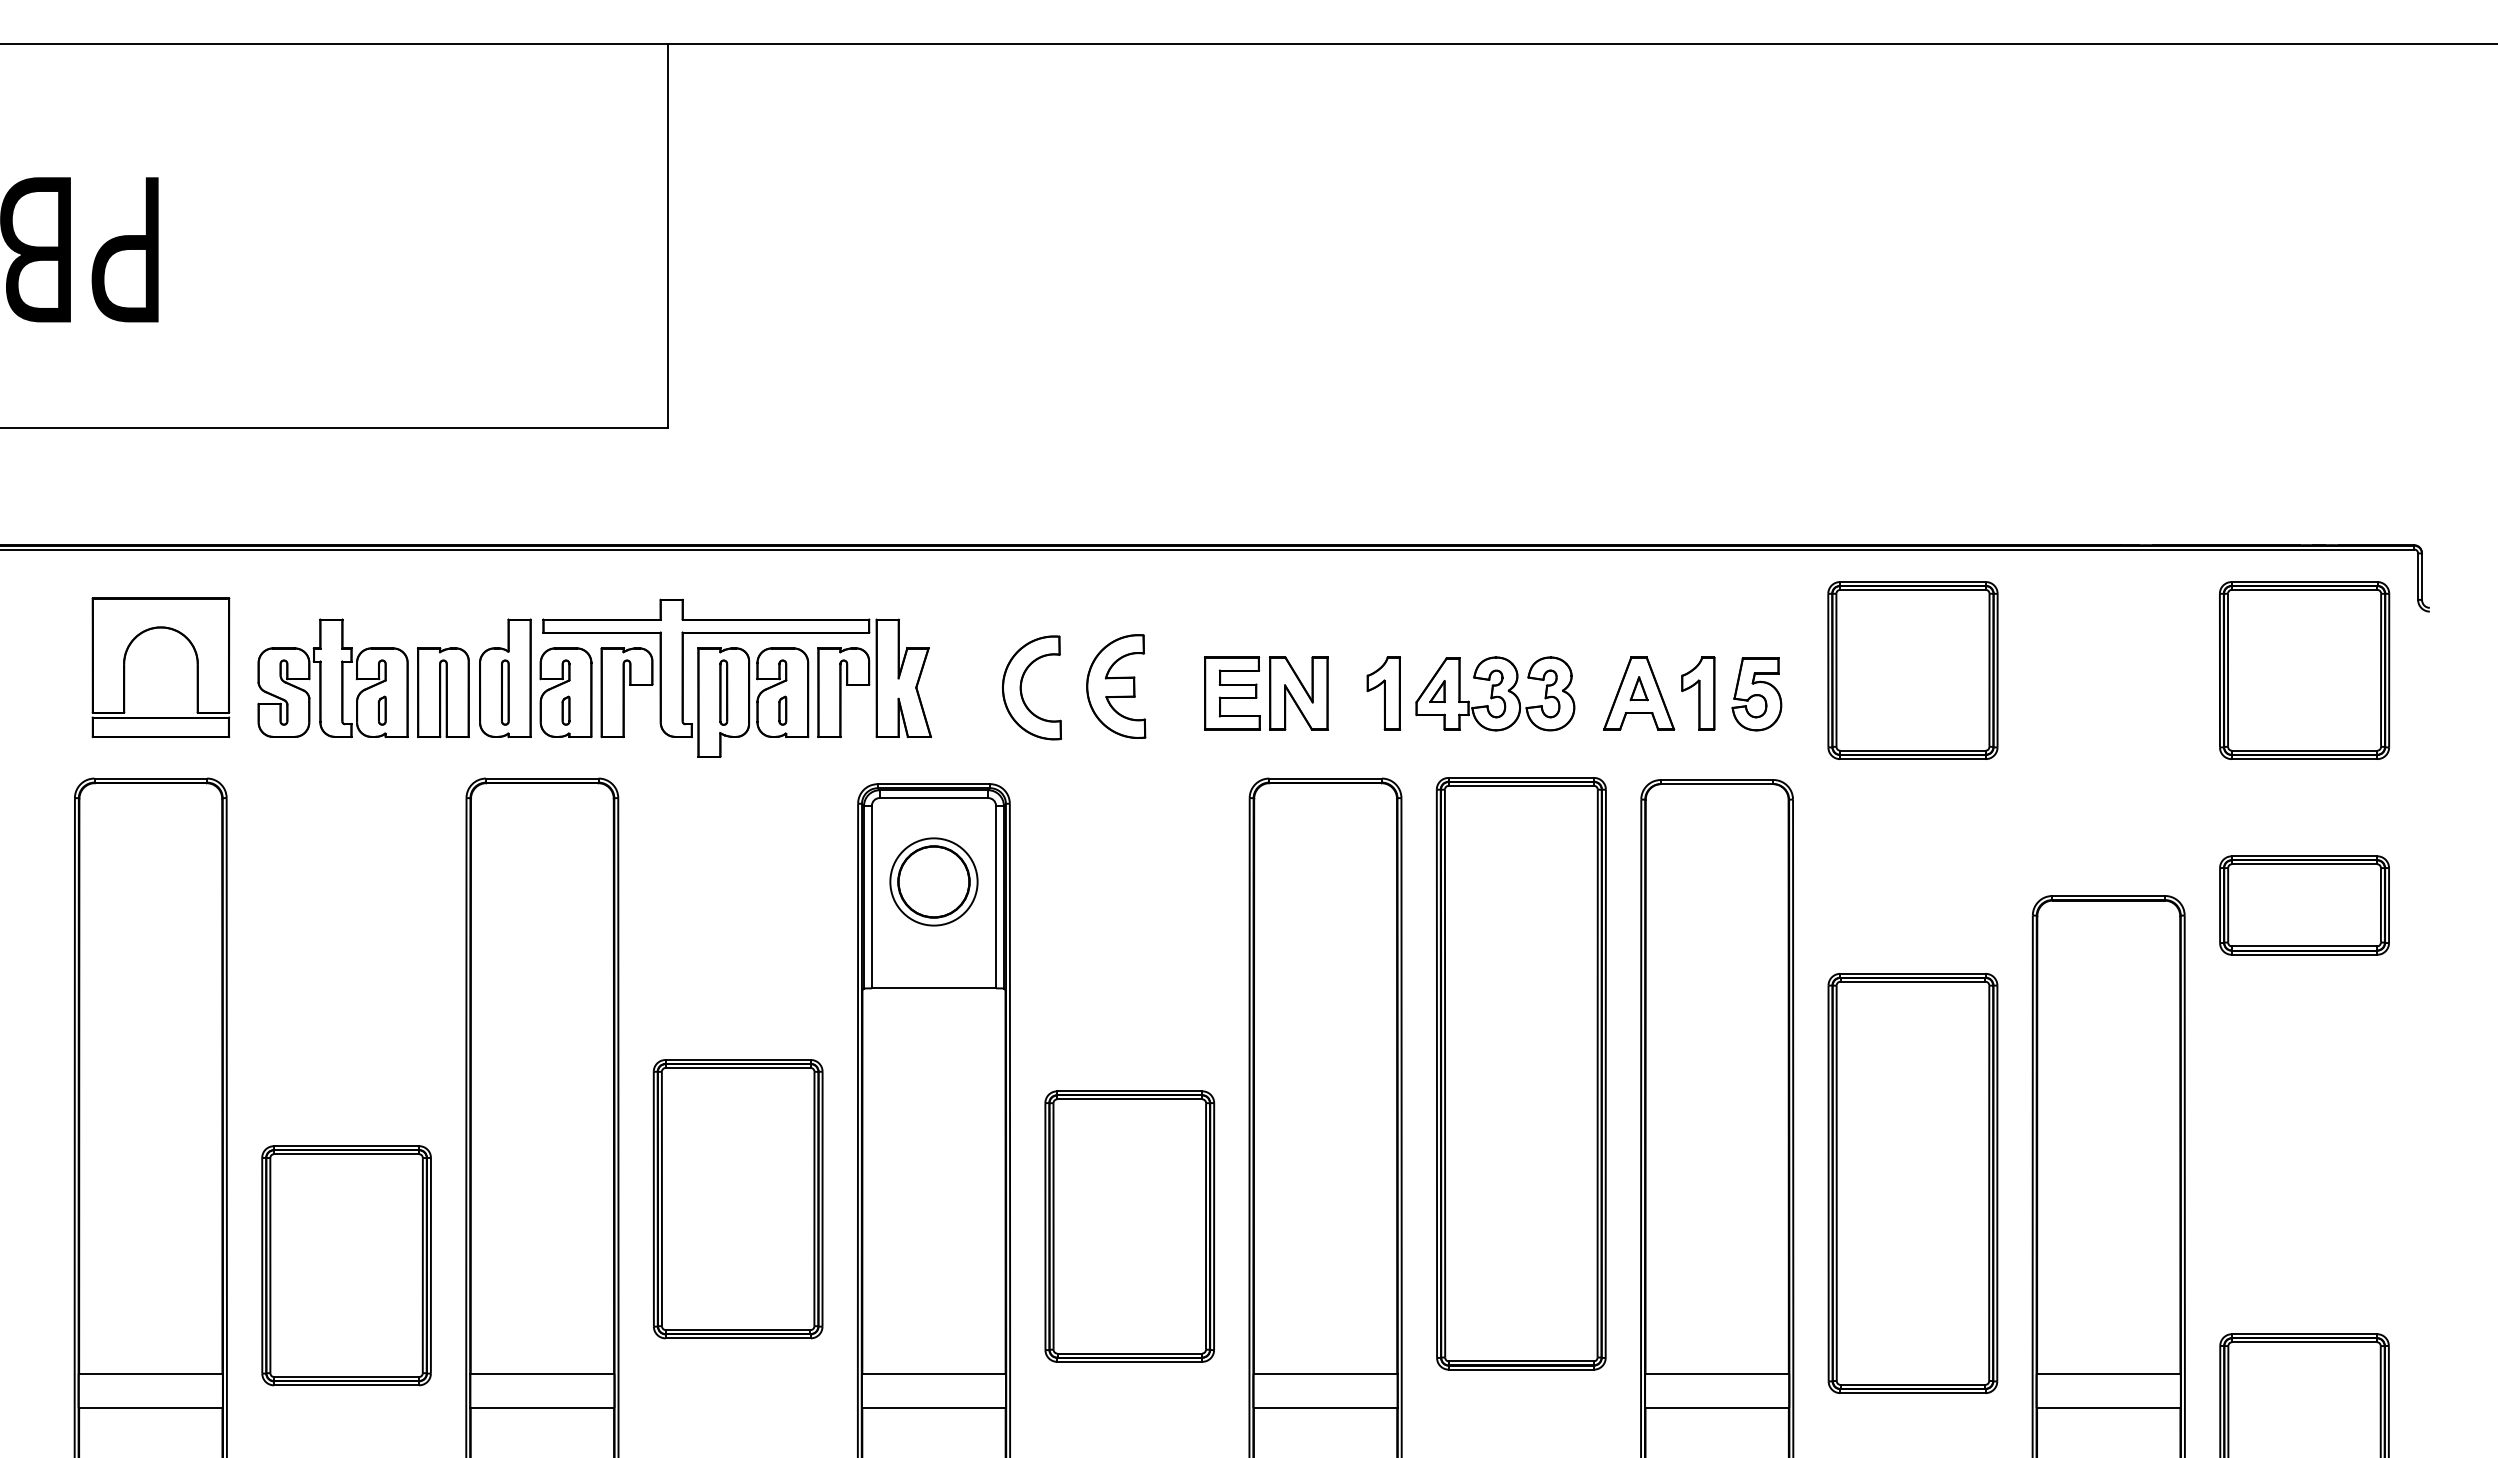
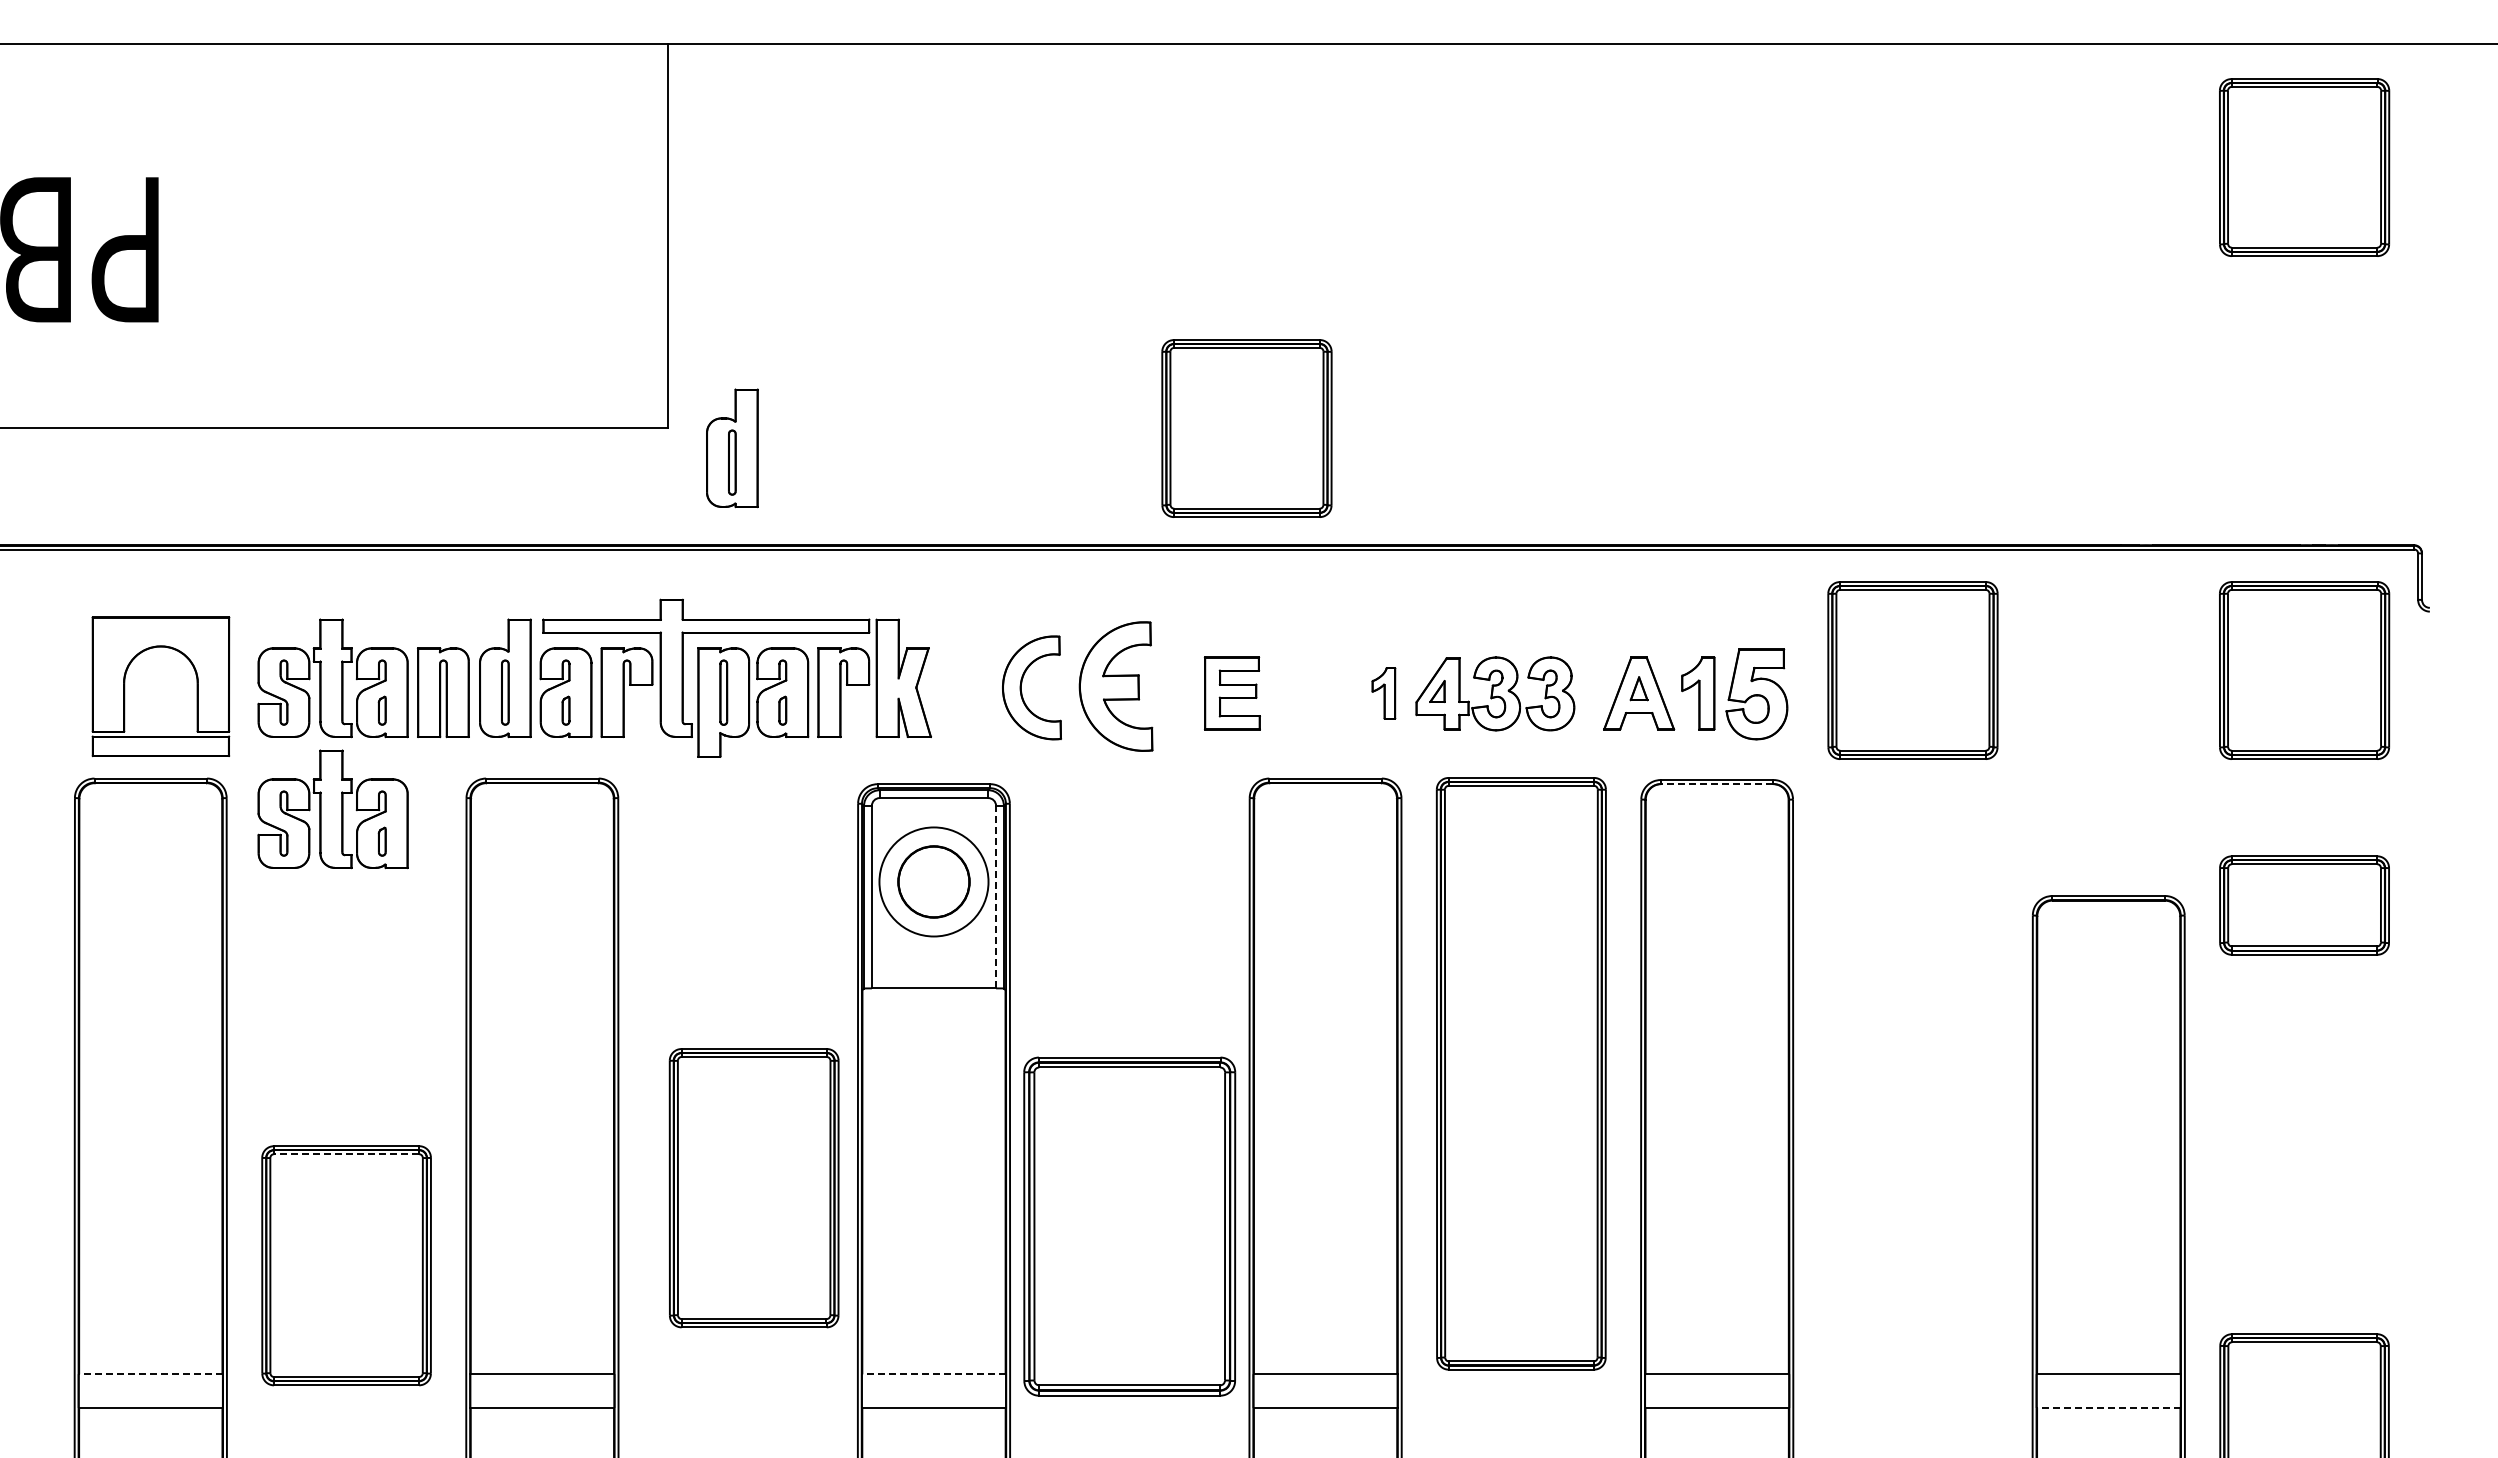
part: none -> present (2304, 167)
part: none -> present (1246, 428)
part: none -> present (732, 448)
part position: (125, 667) -> (125, 686) (125, 686)
part size: 61x105 px -> 76x131 px (1115, 686)
part: present -> none (1298, 693)
part size: 36x75 px -> 26x53 px (1383, 693)
part size: 52x75 px -> 64x93 px (1756, 694)
line: solid -> dashed (1716, 784)
part: none -> present (332, 809)
circle diameter: 87 px -> 109 px (933, 881)
line: solid -> dashed (996, 896)
line: solid -> dashed (346, 1154)
part: present -> none (1912, 1183)
part position: (737, 1199) -> (753, 1188) (753, 1188)
part size: 172x273 px -> 214x341 px (1129, 1226)
line: solid -> dashed (150, 1374)
line: solid -> dashed (933, 1374)
line: solid -> dashed (2108, 1407)
